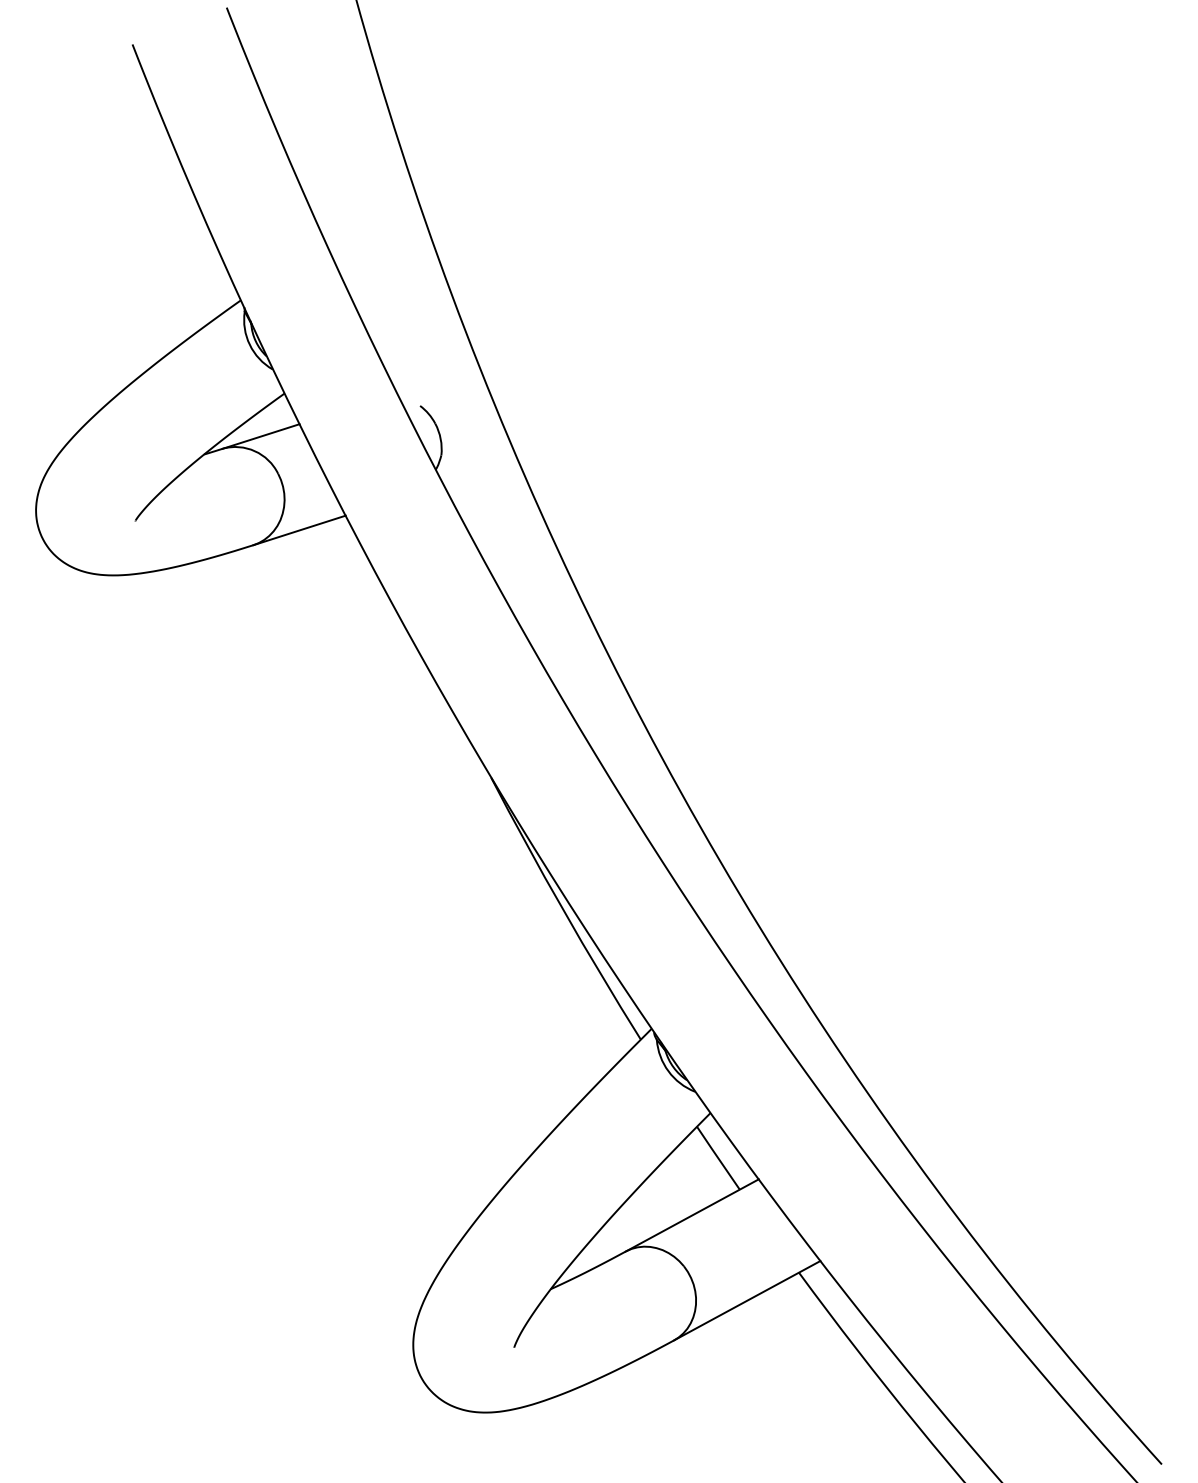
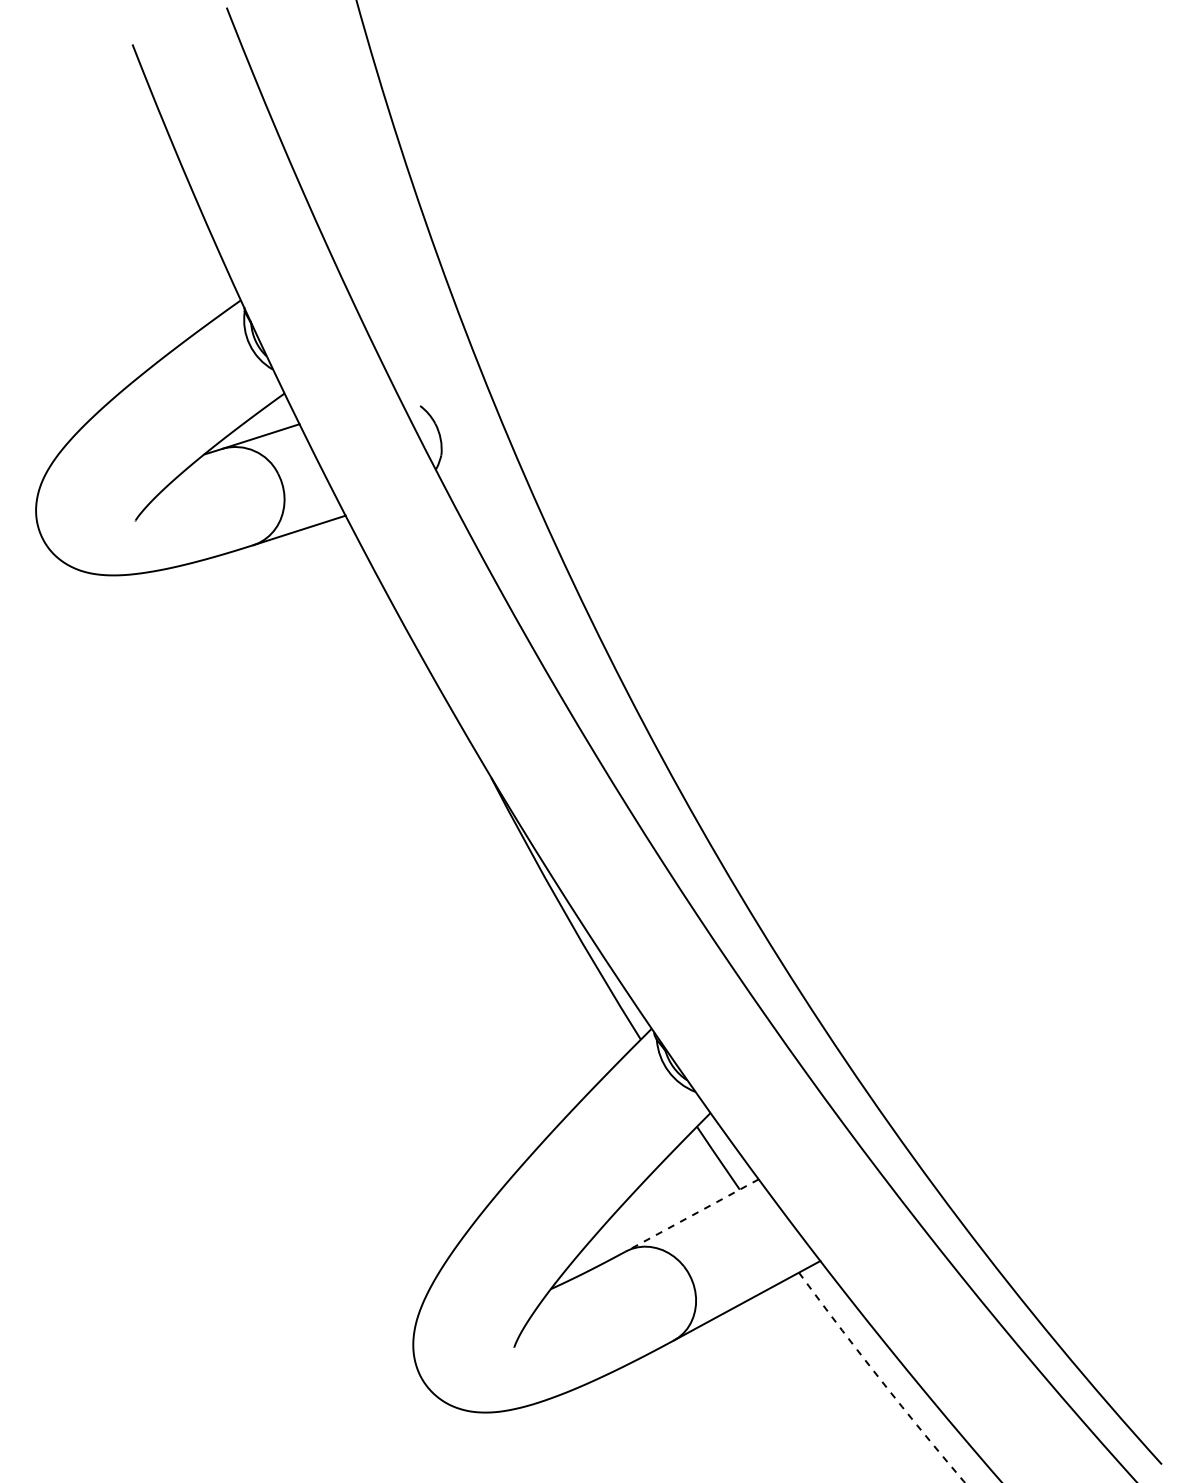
line: solid -> dashed (692, 1215)
arc: solid -> dashed (880, 1380)
